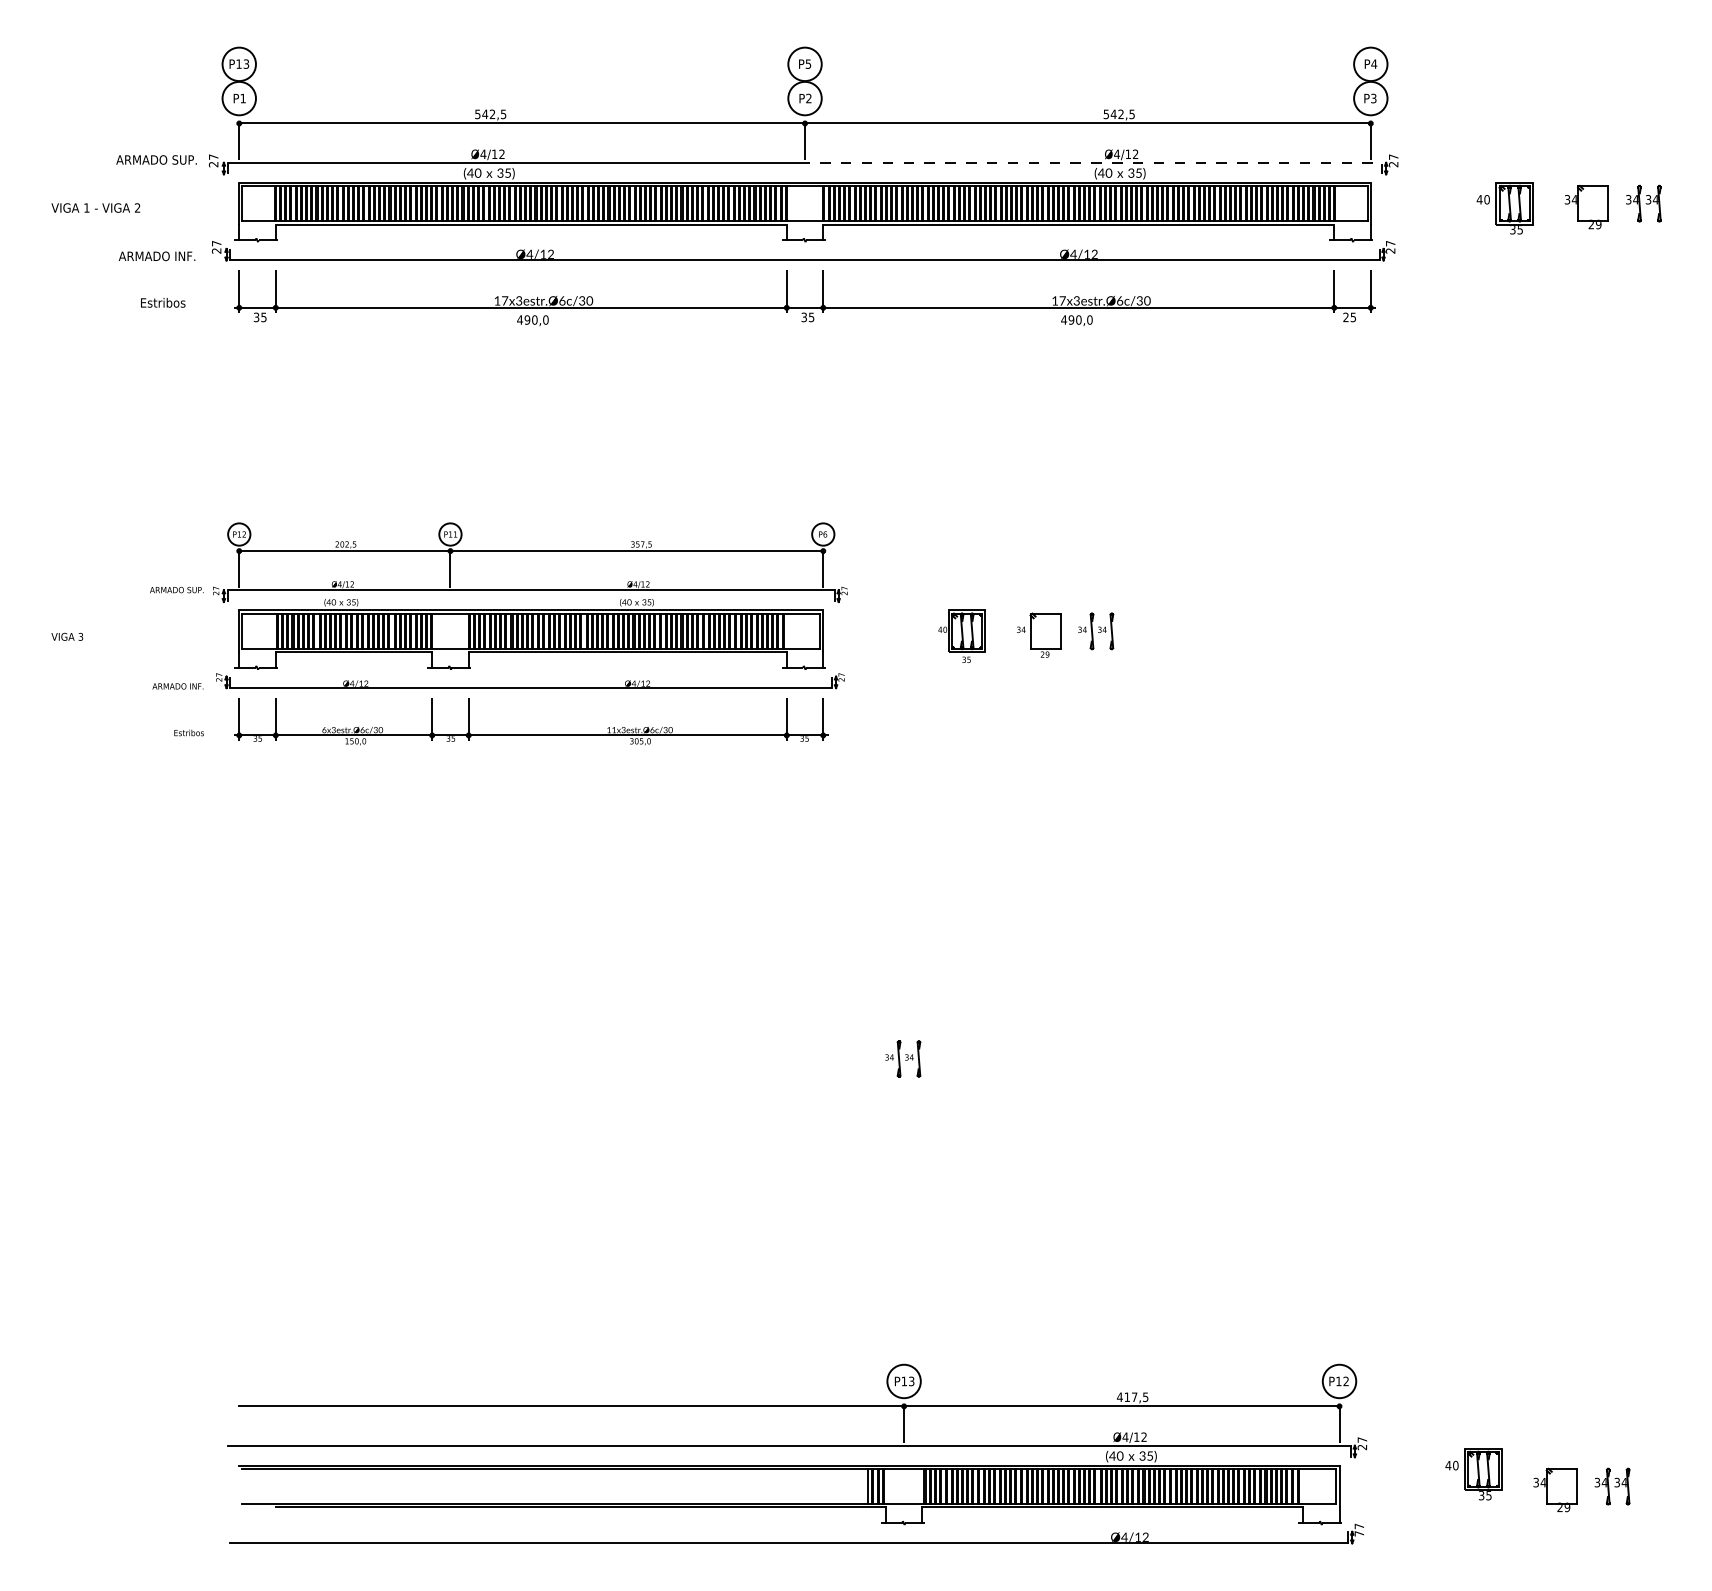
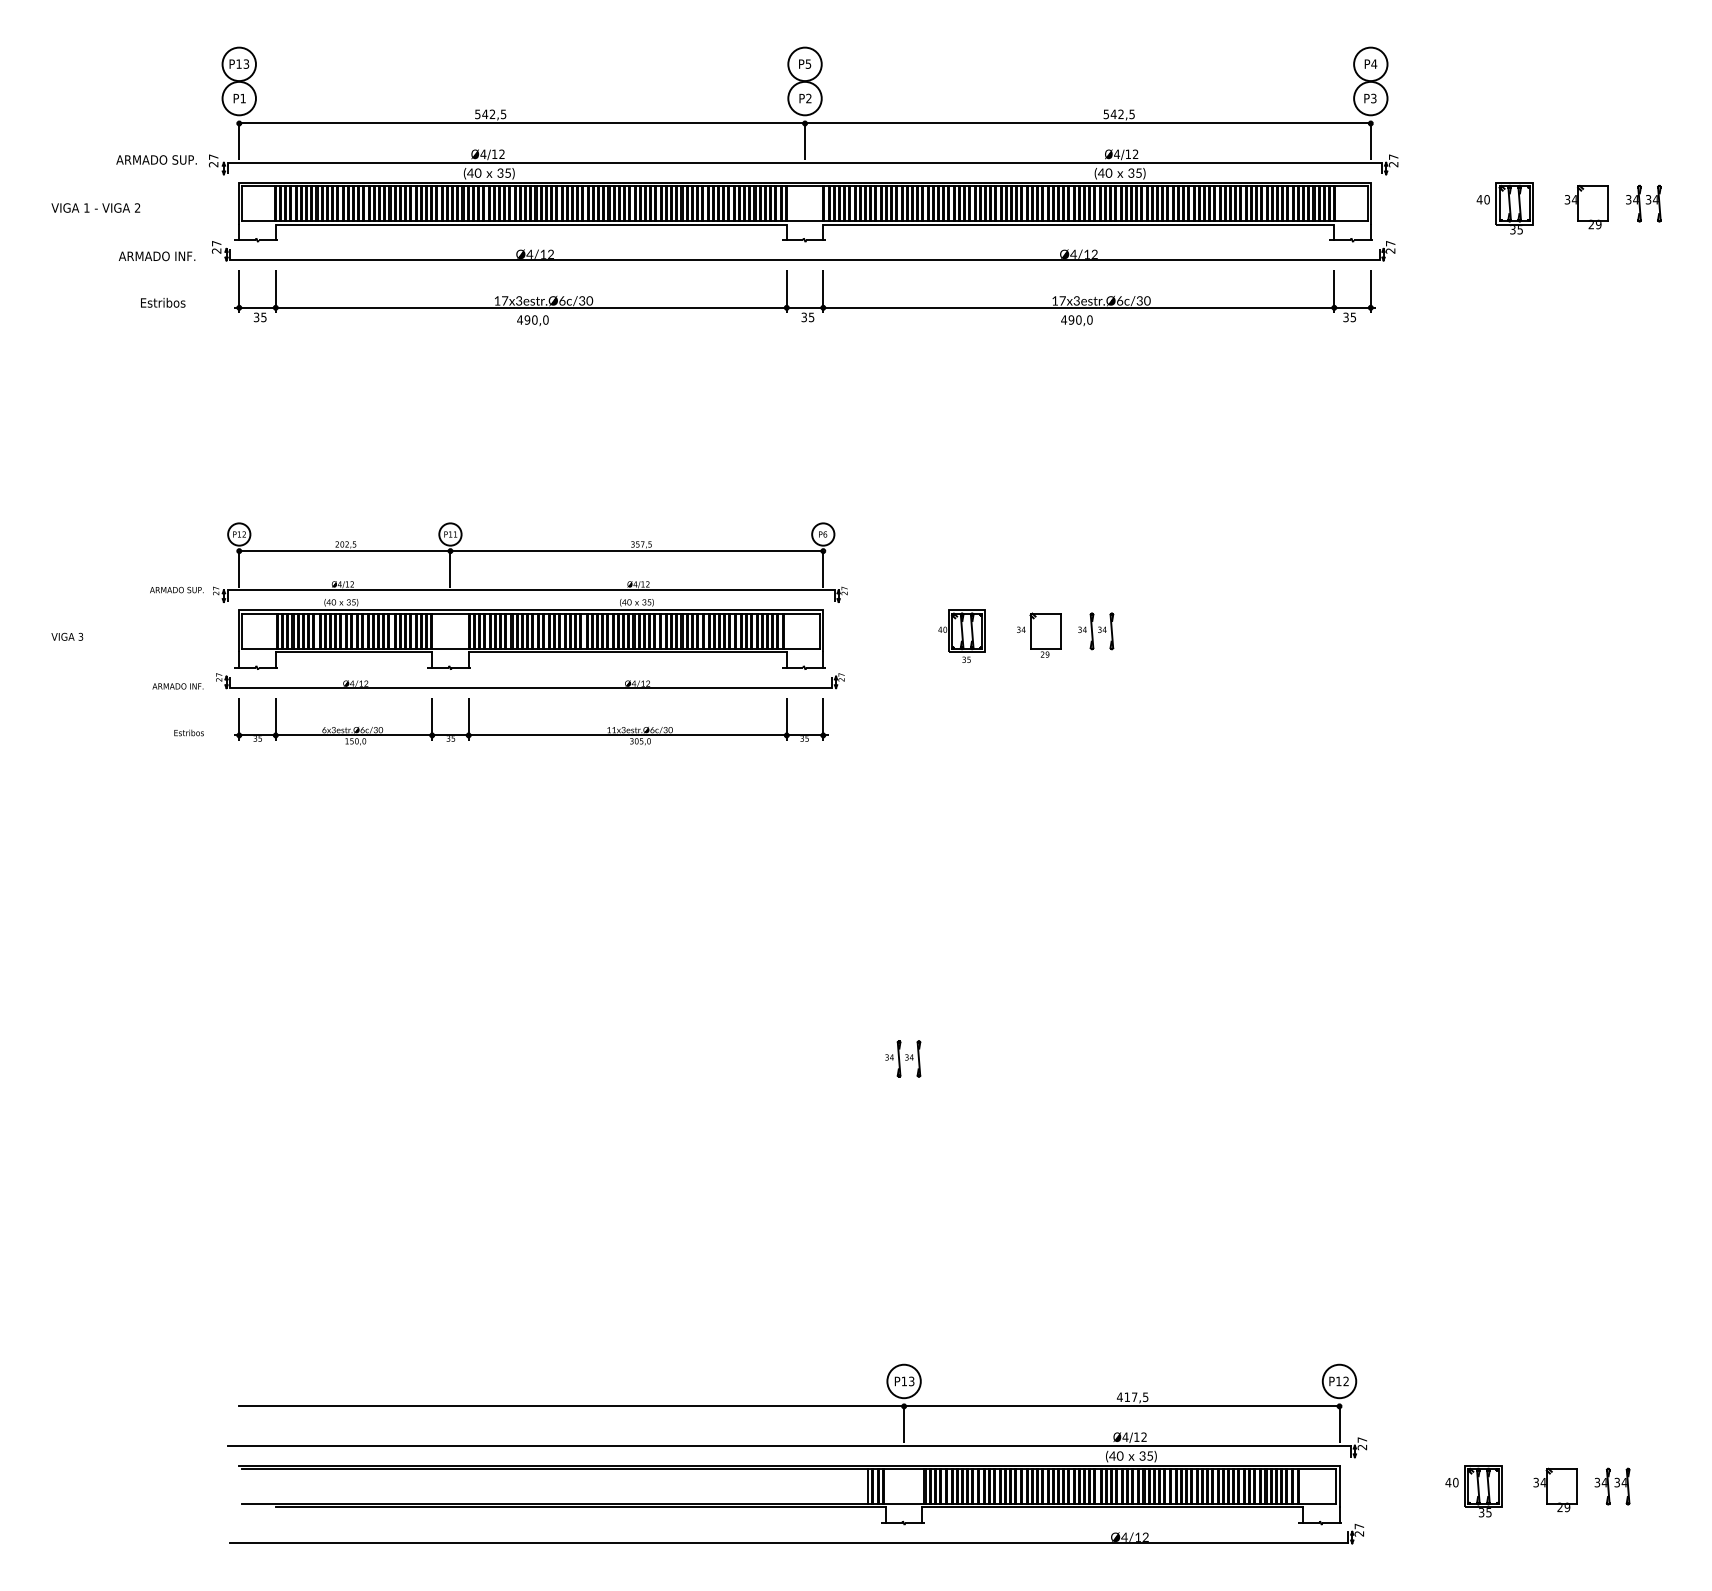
line: dashed -> solid (1099, 162)
text: 25 -> 35 (1345, 317)
part position: (1473, 1474) -> (1473, 1491) (1473, 1491)
text: 77 -> 27 (1359, 1533)
